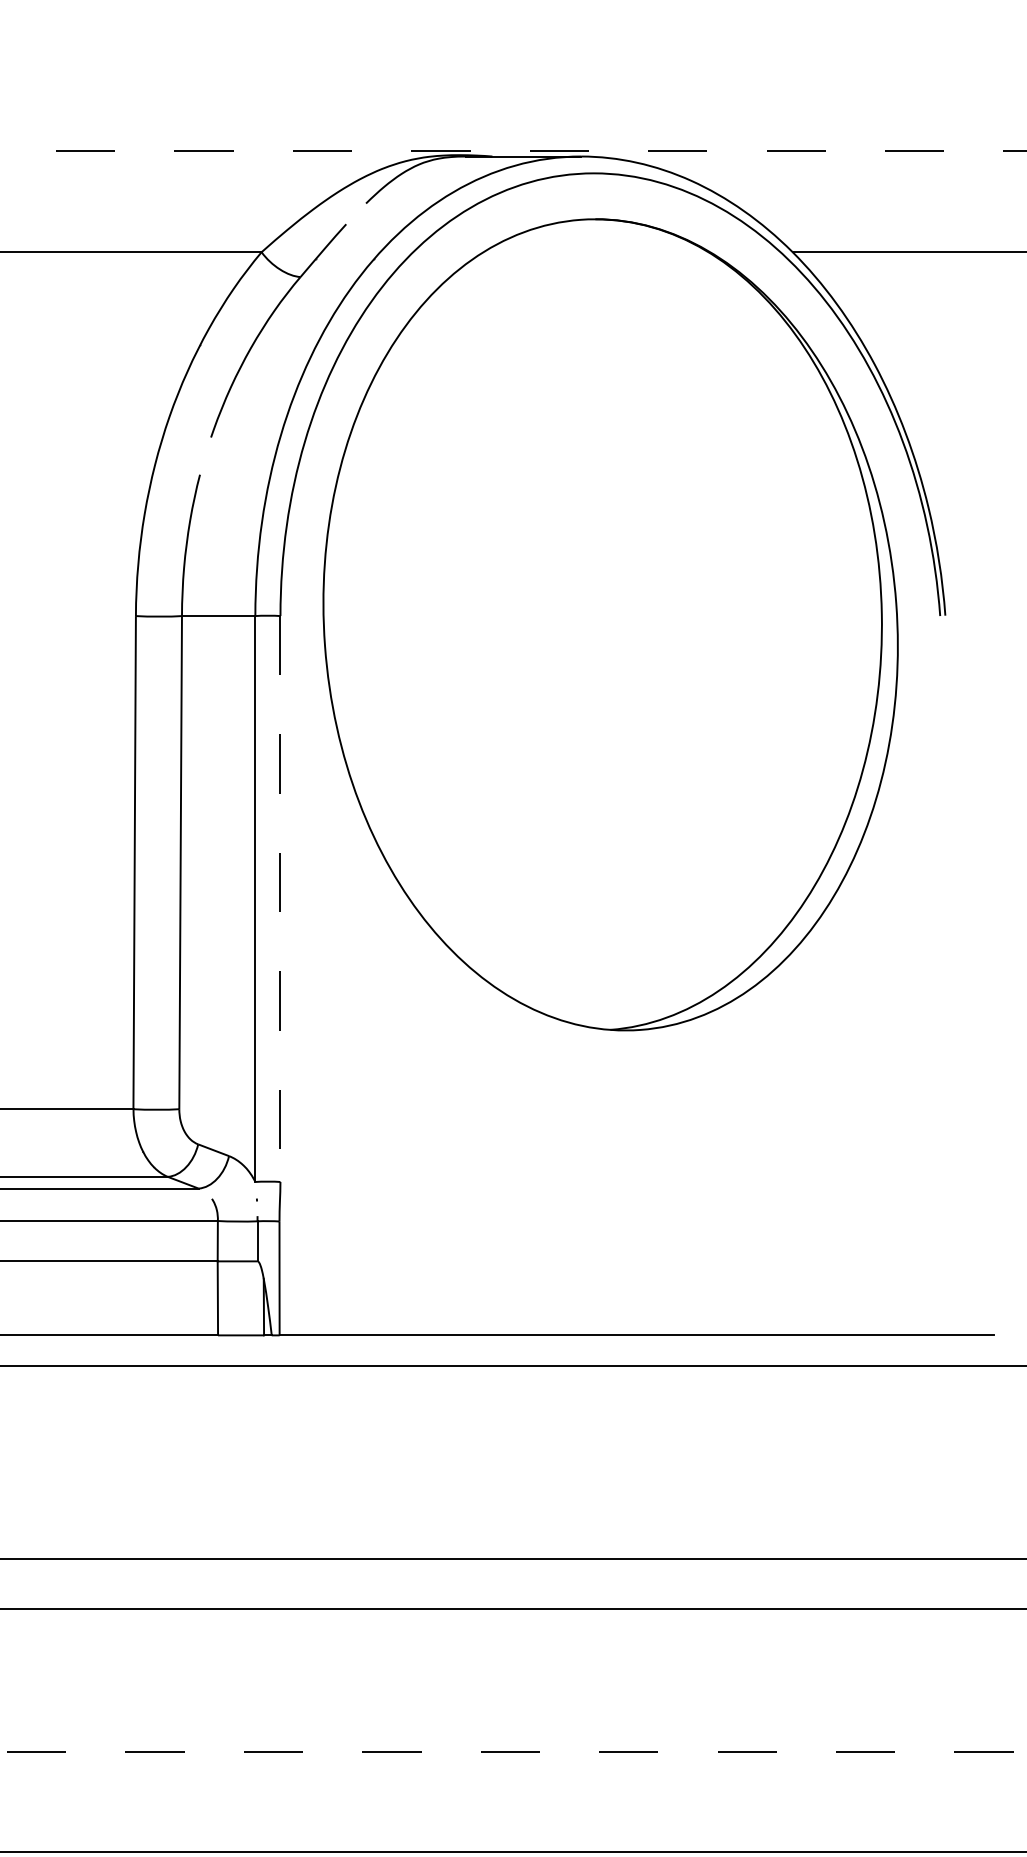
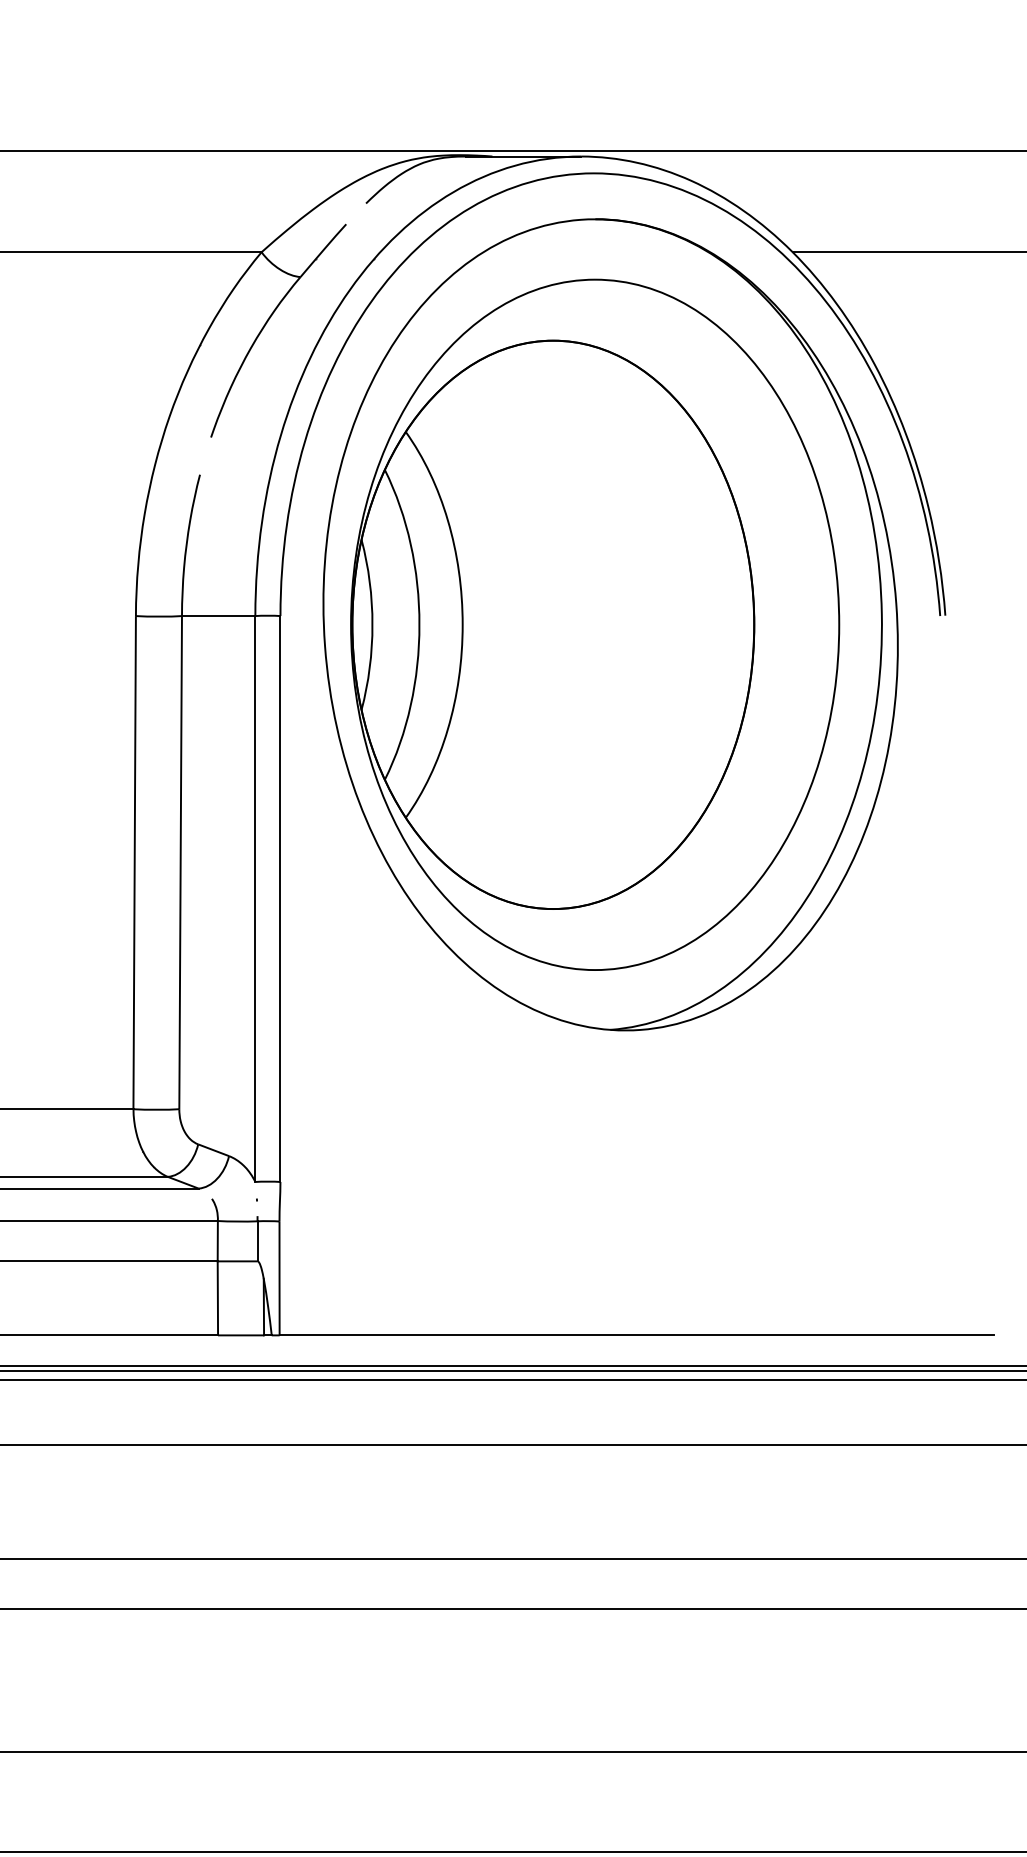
line: dashed -> solid (513, 151)
part: none -> present (595, 624)
line: dashed -> solid (280, 899)
line: none -> present (512, 1370)
line: none -> present (512, 1379)
line: none -> present (512, 1444)
line: dashed -> solid (513, 1752)
